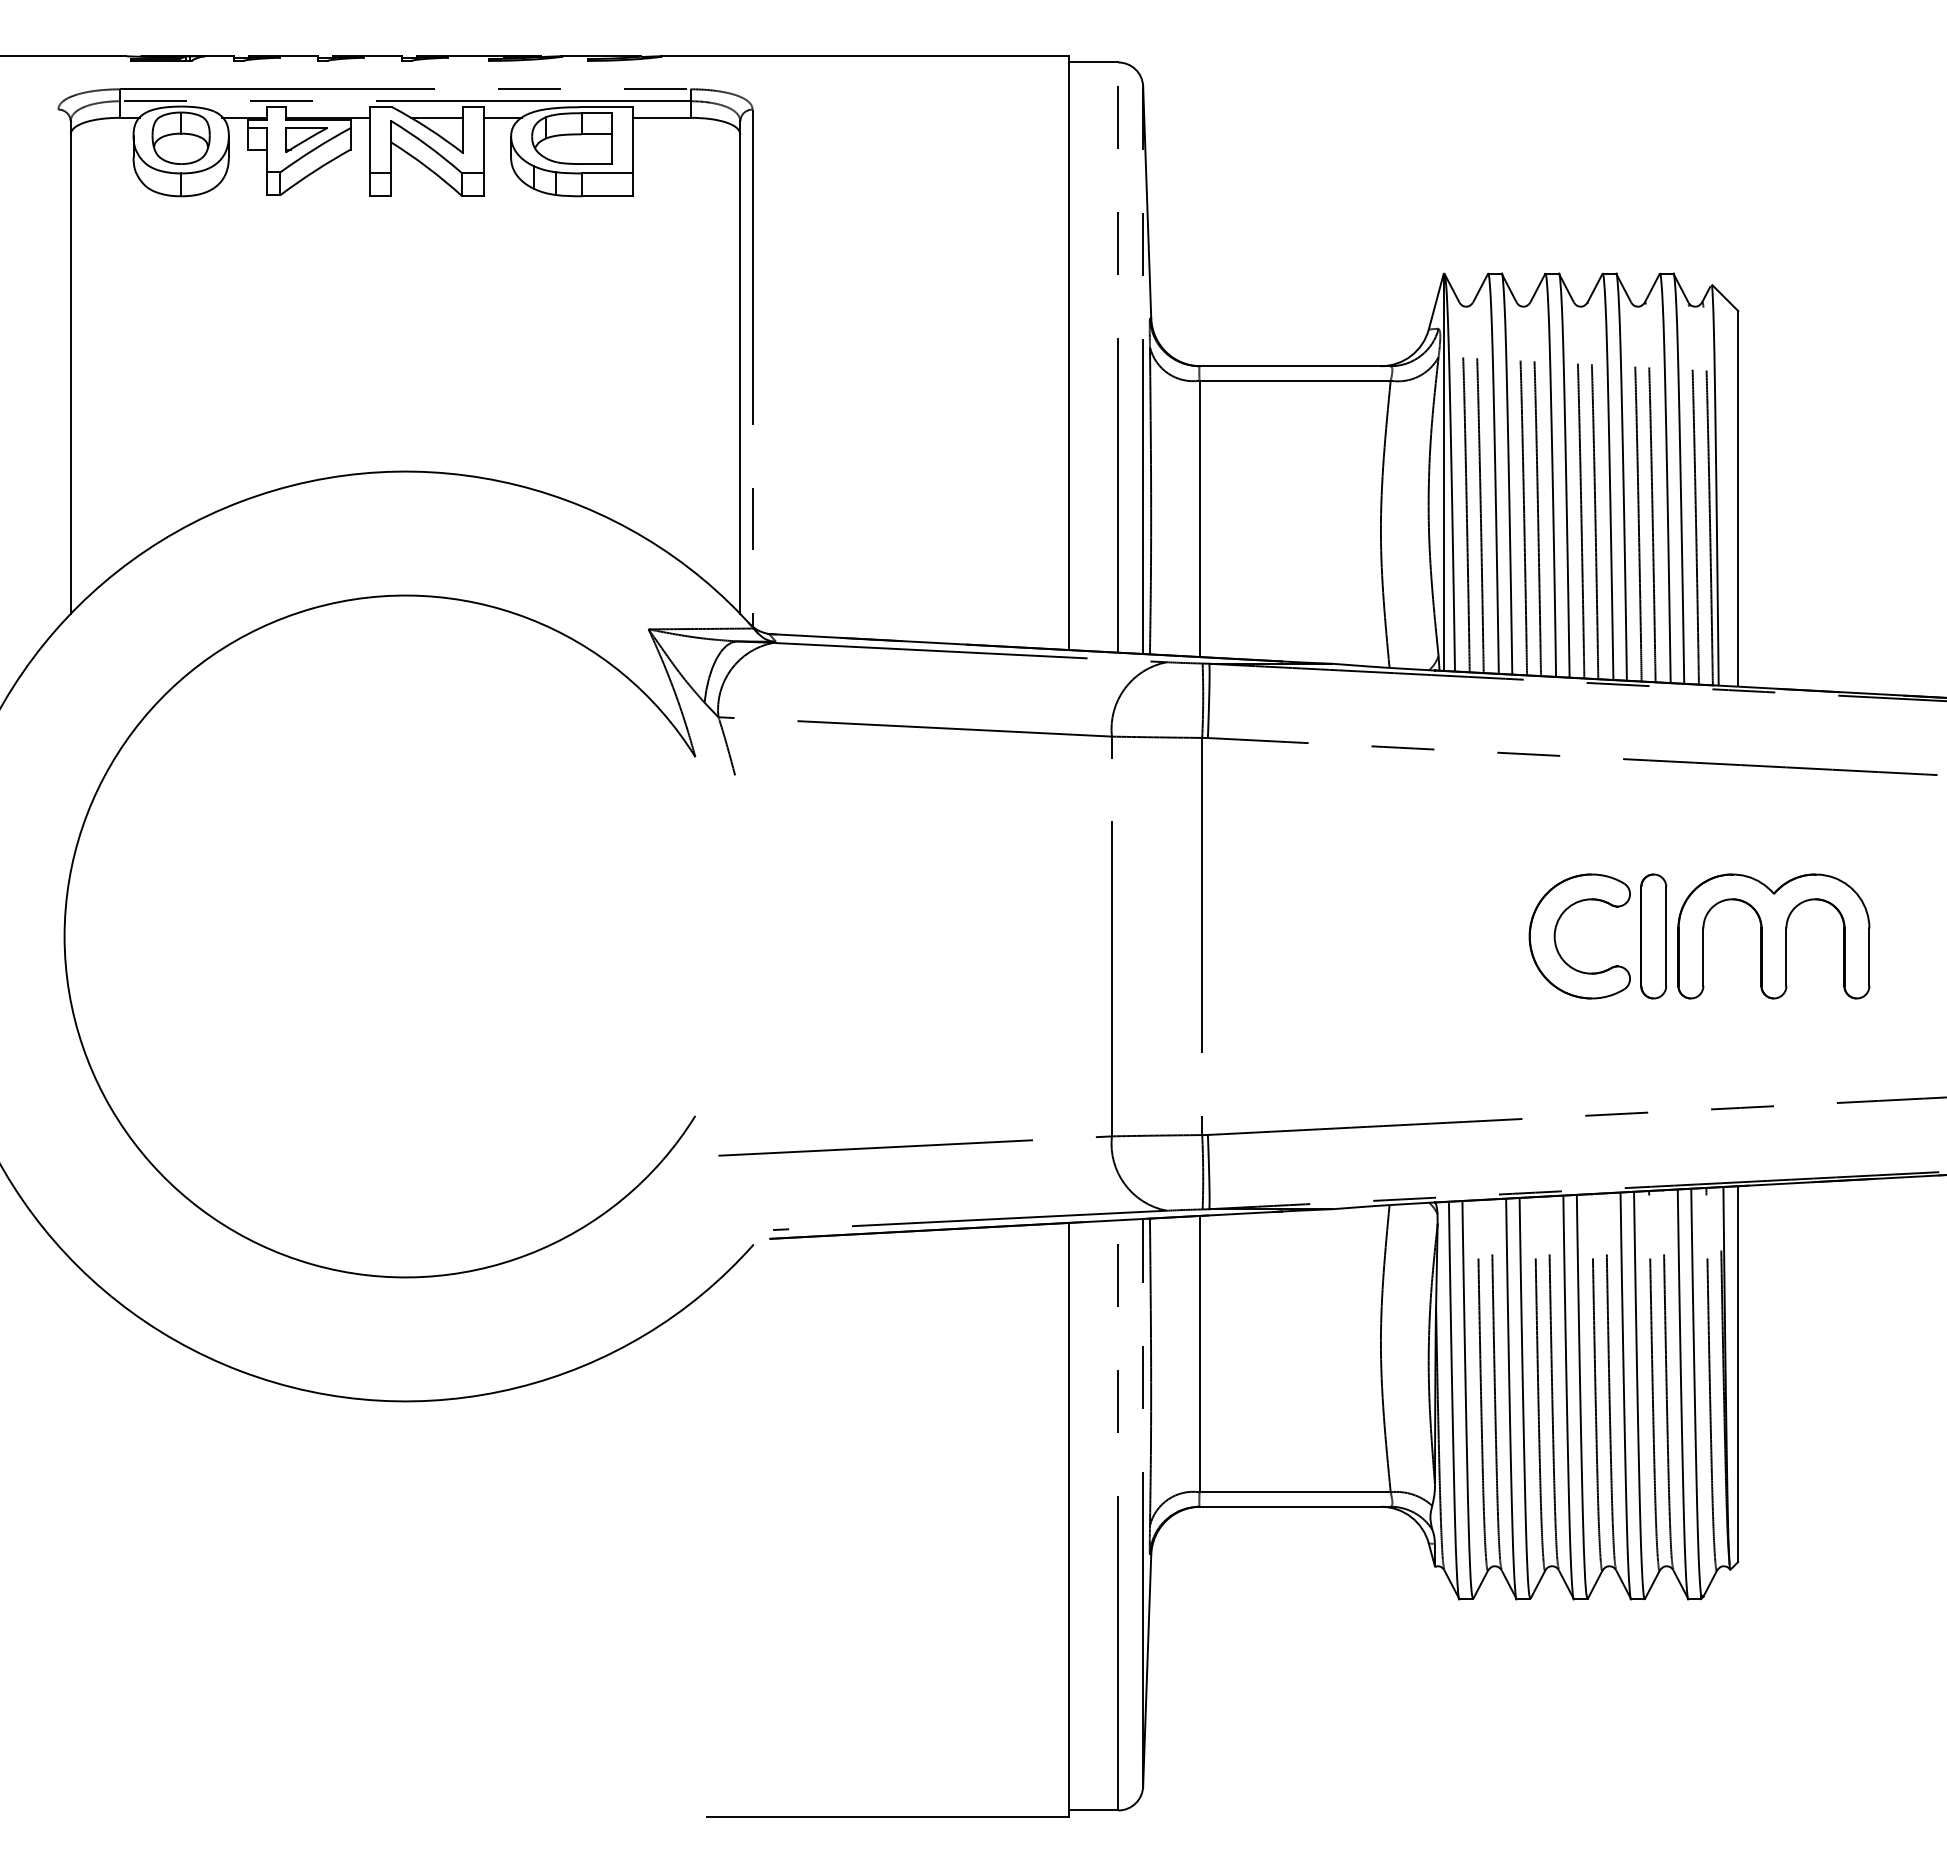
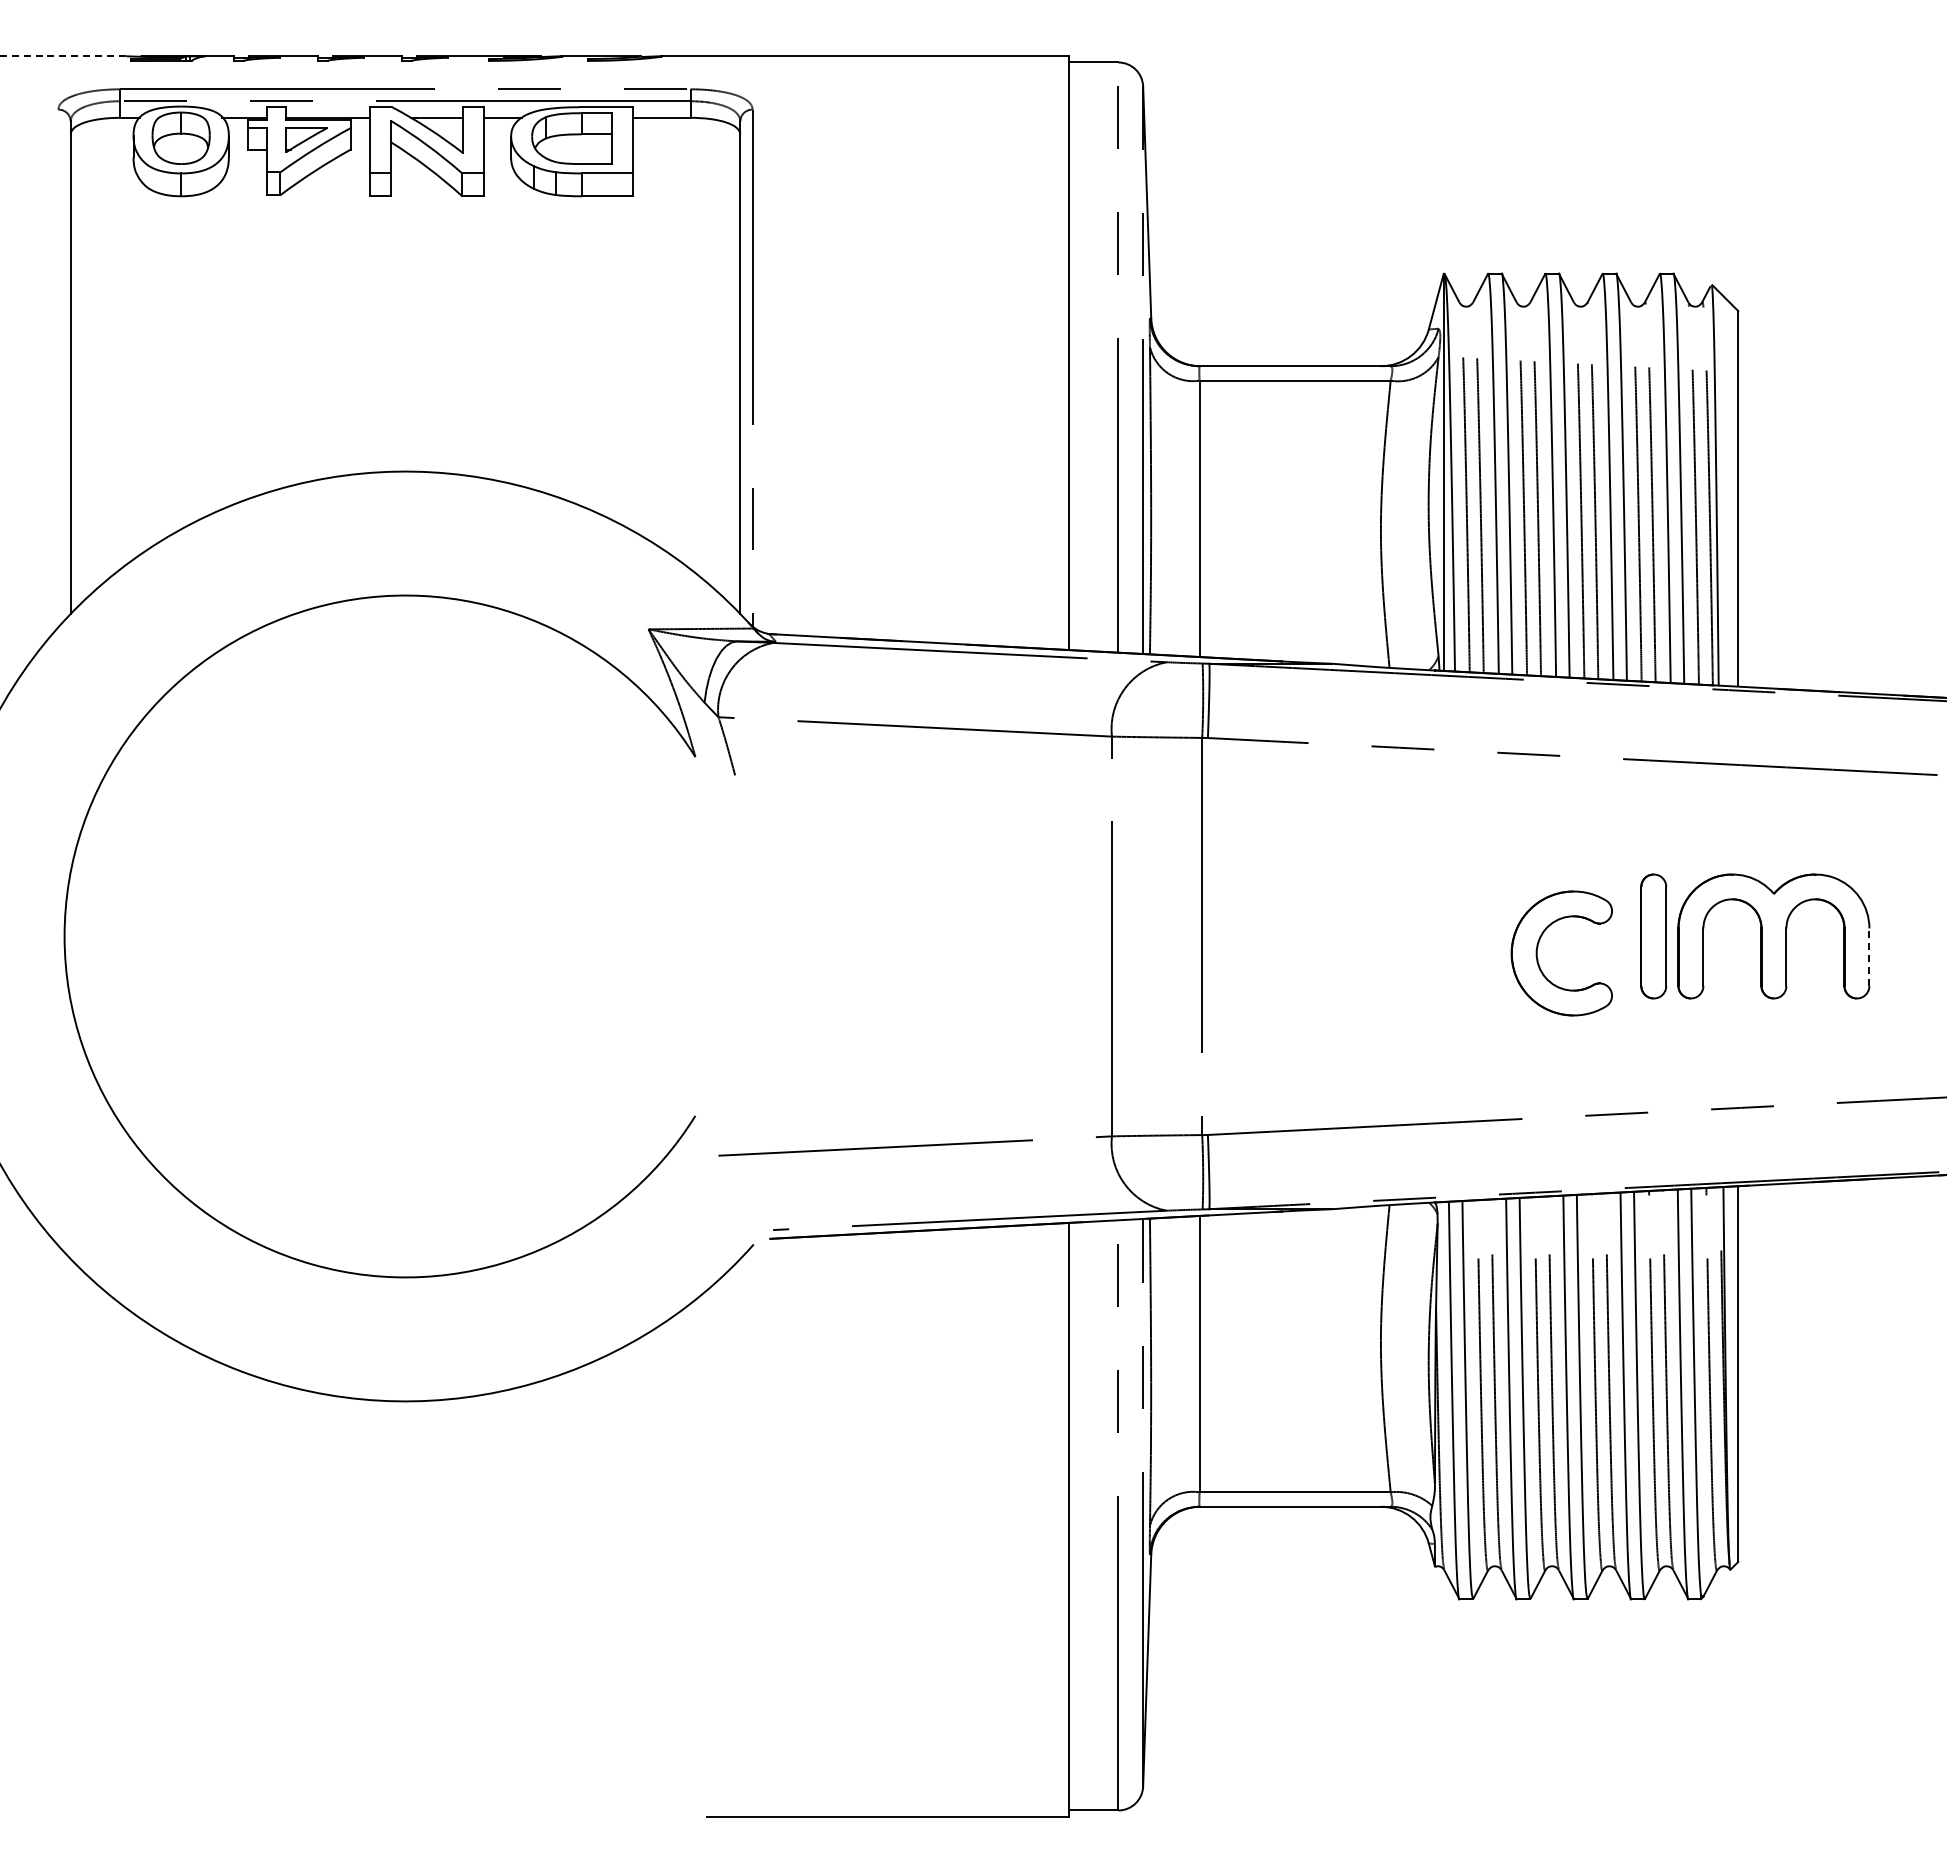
line: solid -> dashed (63, 56)
part position: (1556, 930) -> (1538, 947) (1538, 947)
line: solid -> dashed (1869, 957)
